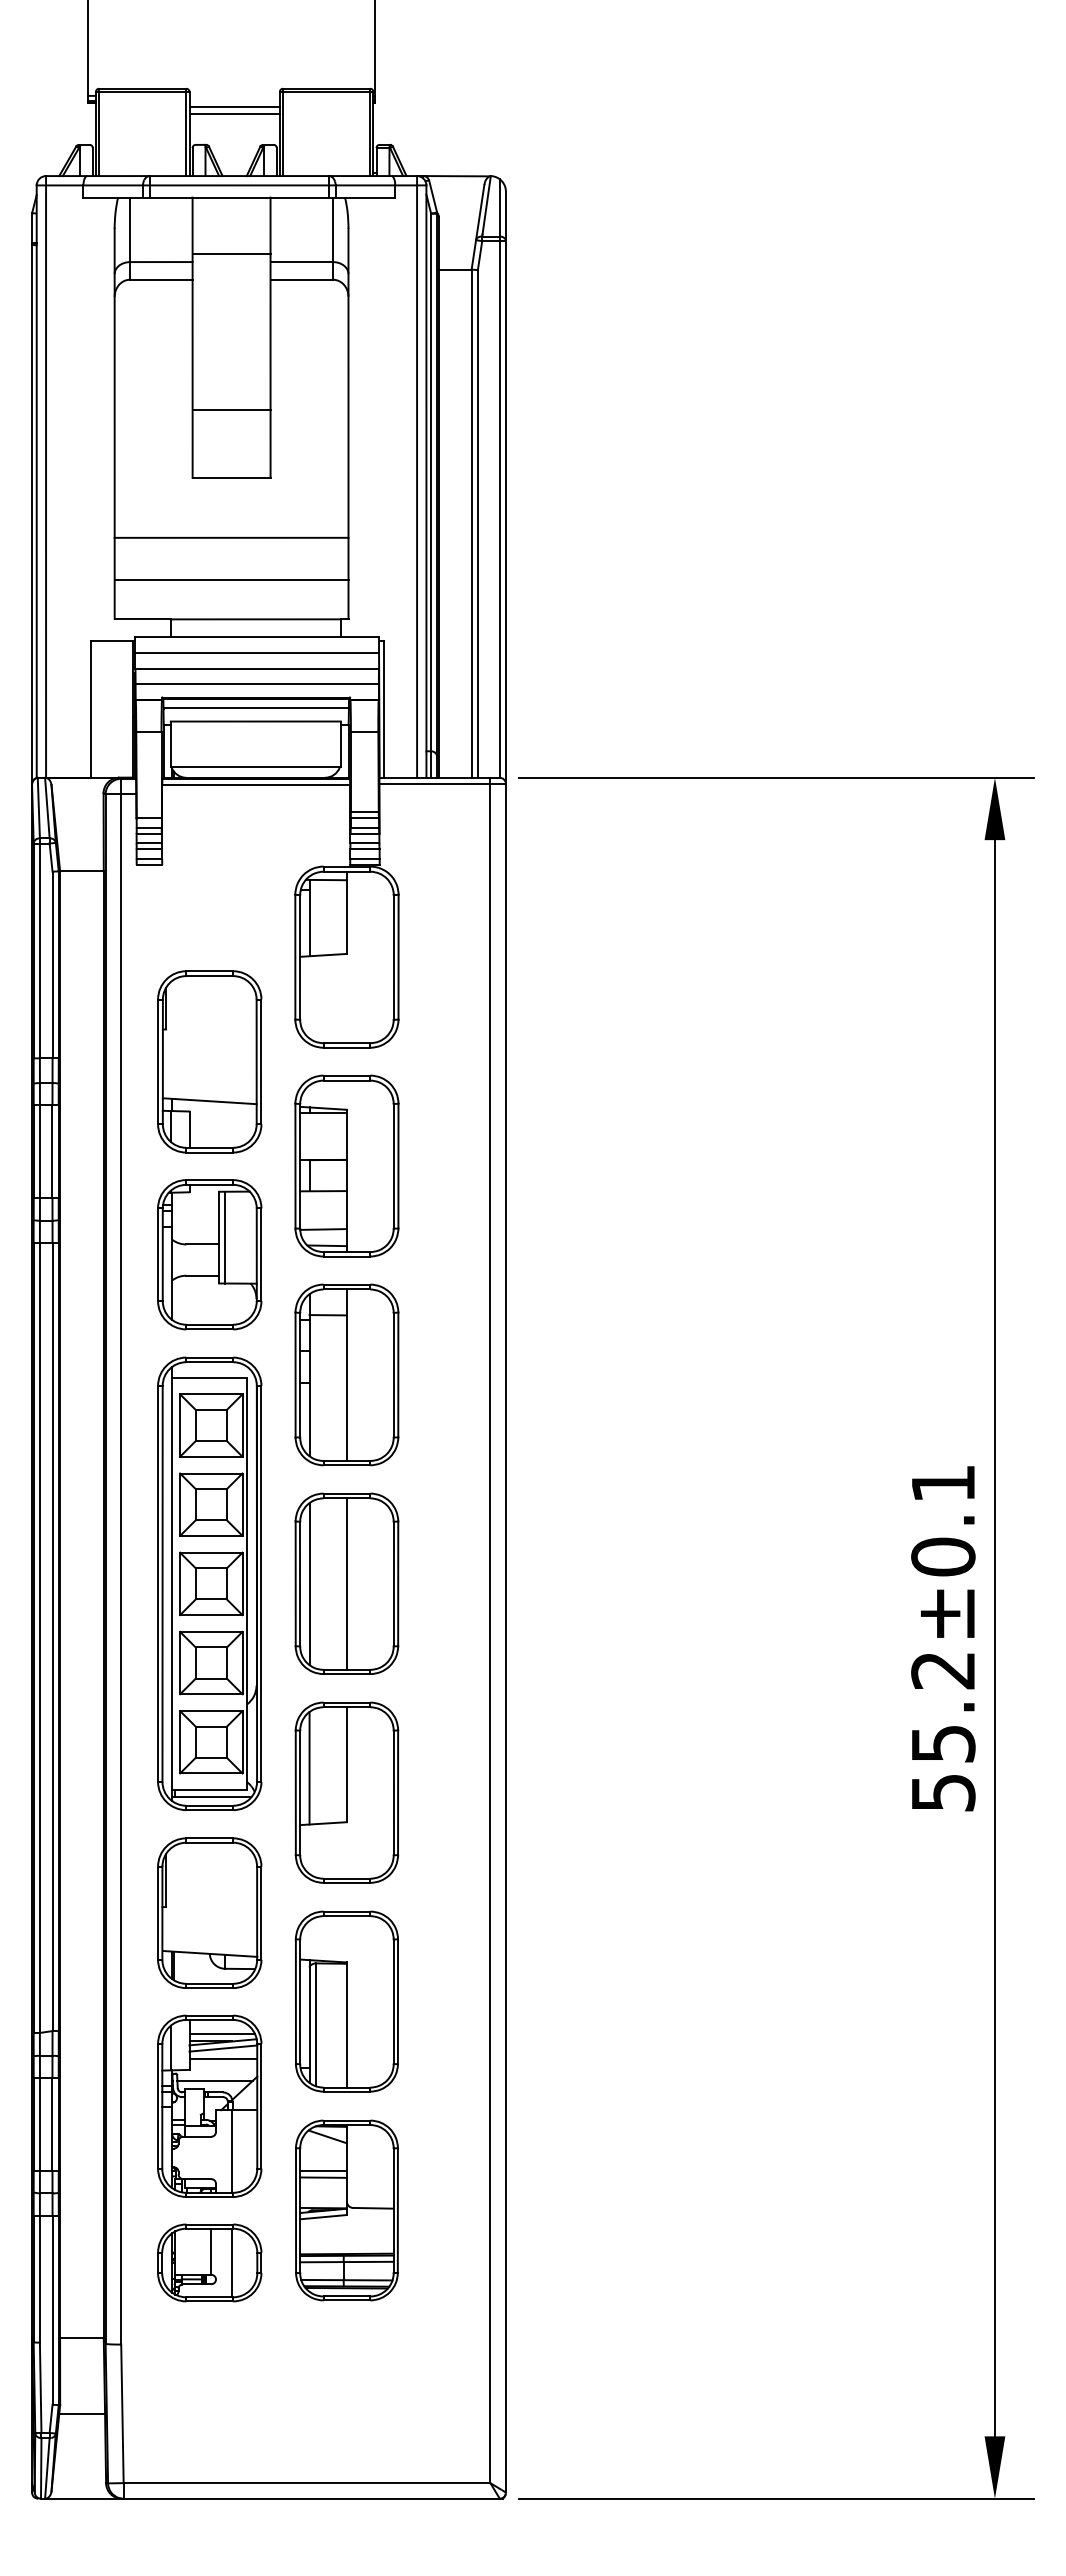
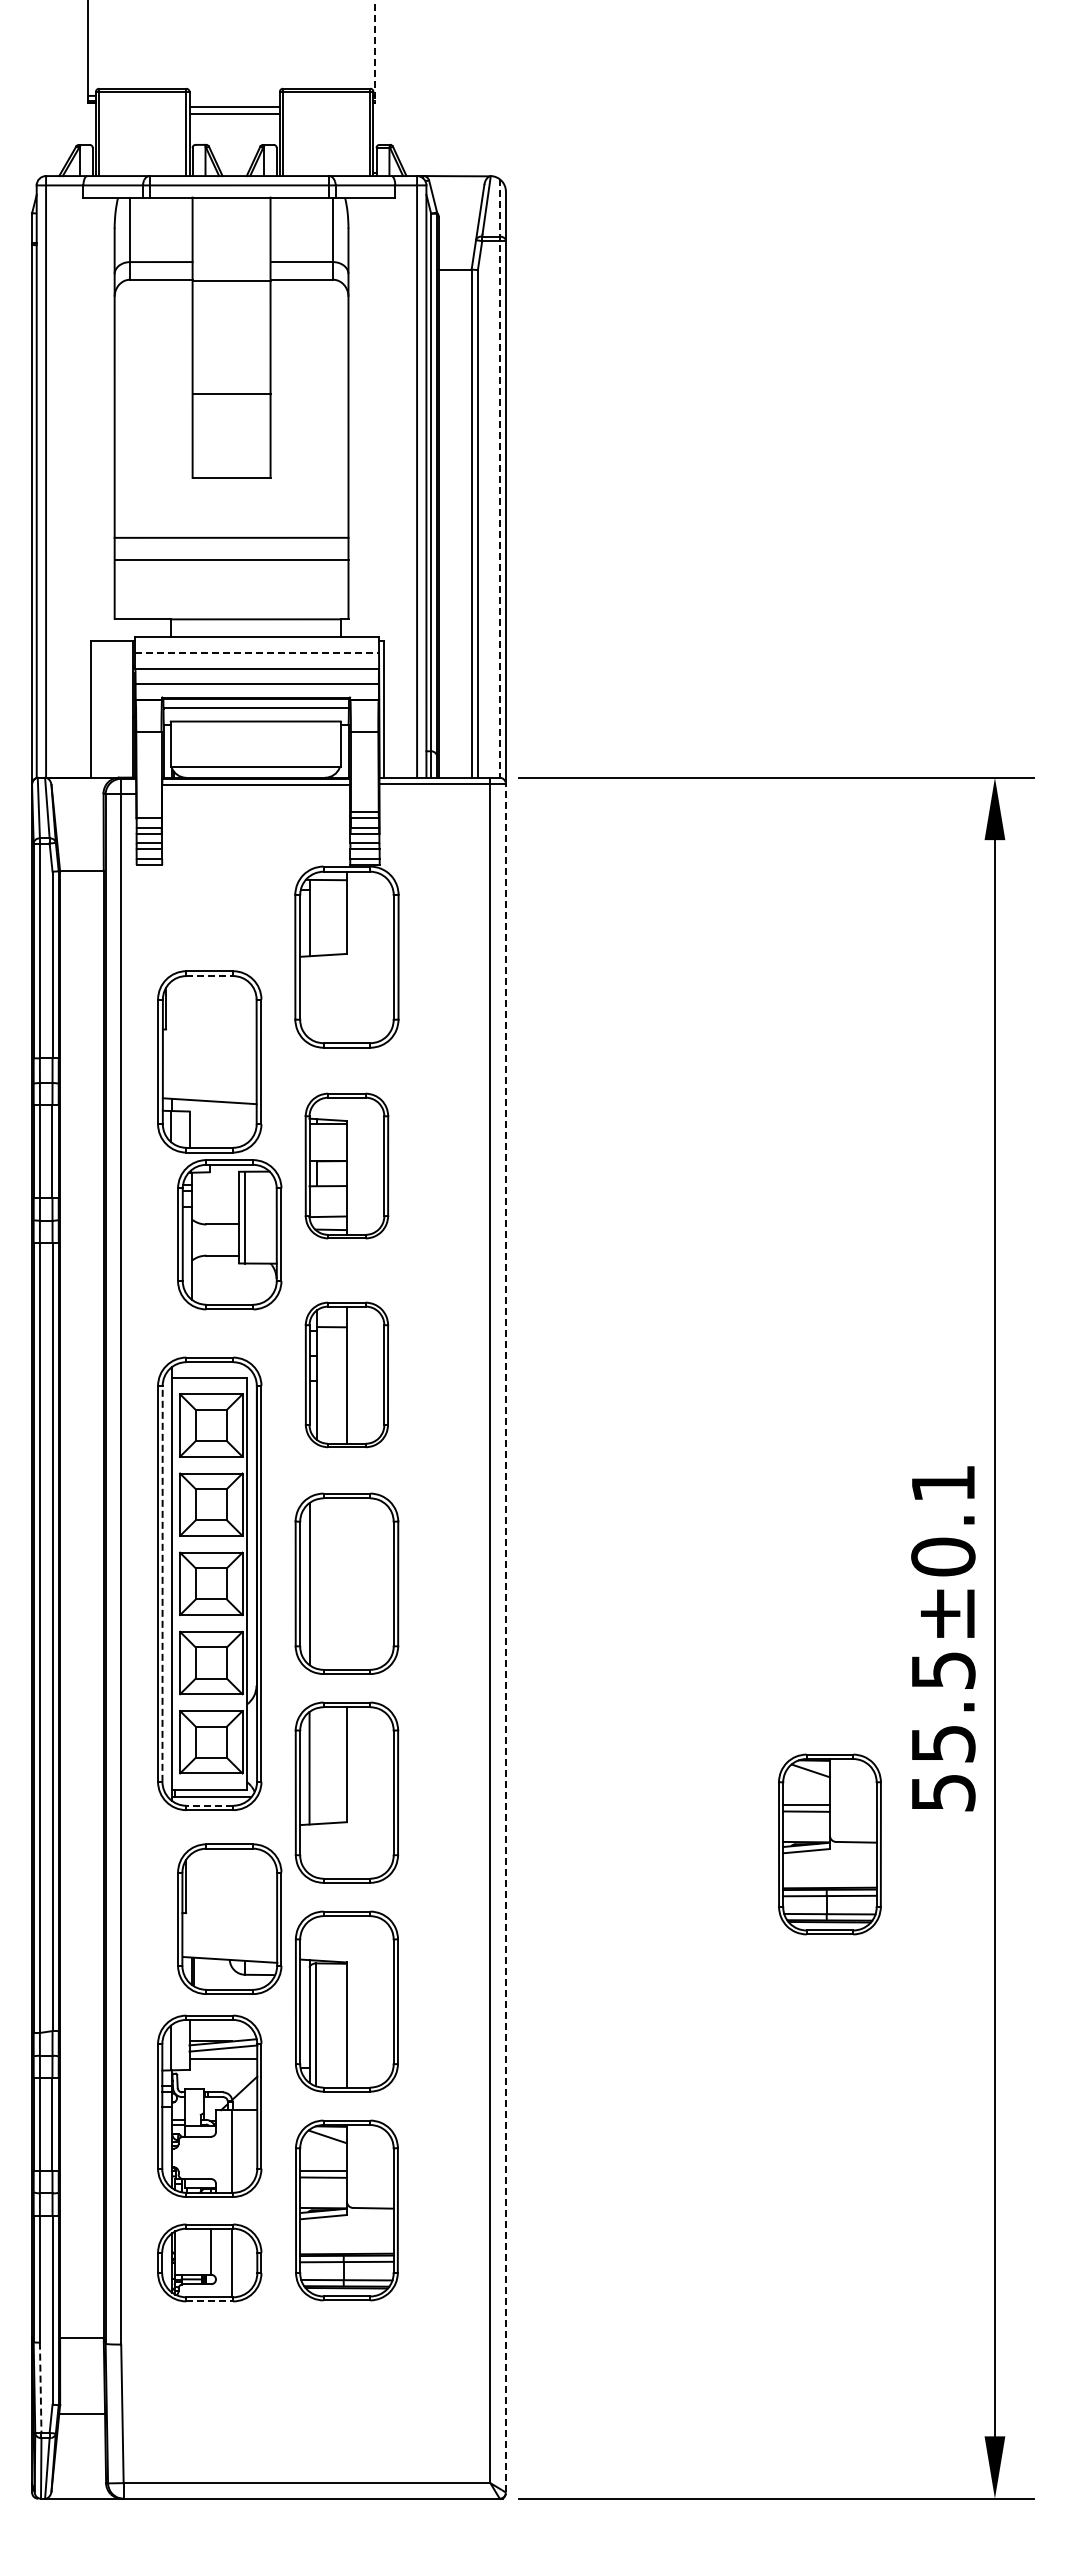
line: solid -> dashed (374, 52)
line position: (231, 253) -> (231, 280) (231, 280)
line position: (231, 409) -> (231, 393) (231, 393)
line: solid -> dashed (499, 479)
line position: (231, 579) -> (231, 559) (231, 559)
line: solid -> dashed (257, 653)
line: solid -> dashed (210, 976)
part size: 106x184 px -> 86x148 px (346, 1165)
part position: (209, 1254) -> (229, 1234) (229, 1234)
part size: 106x184 px -> 86x148 px (346, 1374)
line: solid -> dashed (162, 1583)
line: present -> none (346, 1583)
line: solid -> dashed (505, 1637)
text: 55.2±0.1 -> 55.5±0.1 (943, 1670)
line: solid -> dashed (209, 1805)
part: none -> present (829, 1844)
part position: (209, 1912) -> (229, 1918) (229, 1918)
line: present -> none (221, 2033)
line: present -> none (214, 2080)
line: solid -> dashed (210, 2301)
line: solid -> dashed (40, 2388)
